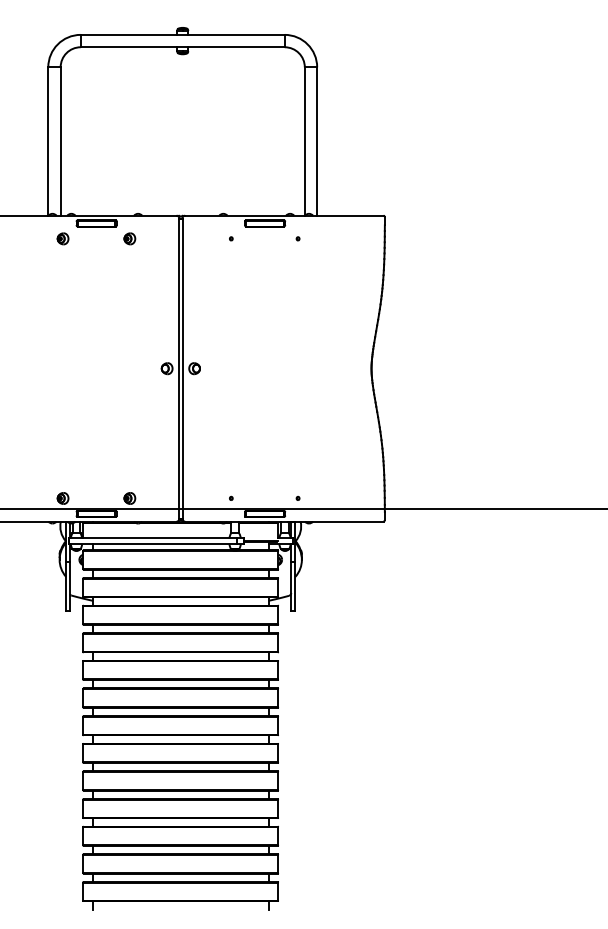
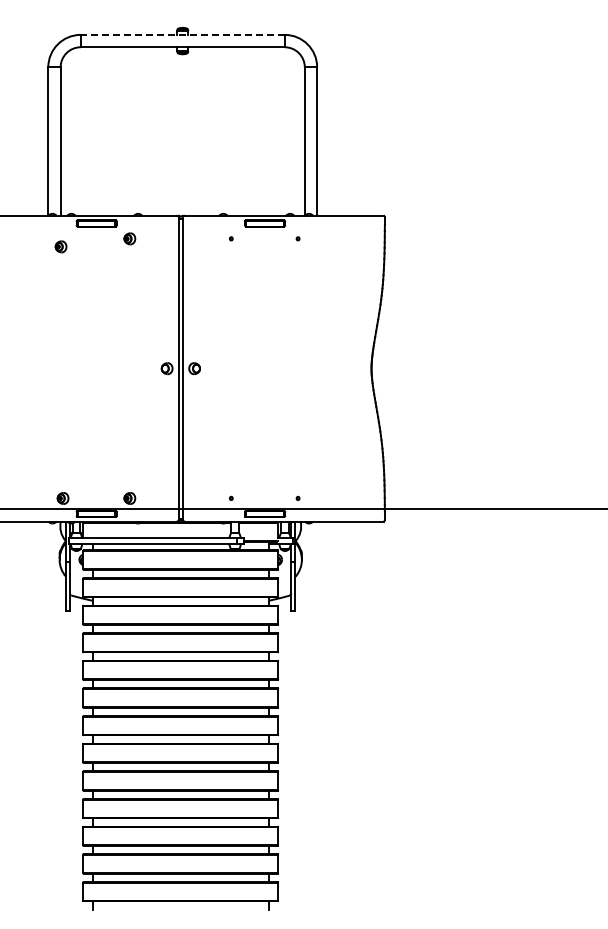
line: solid -> dashed (182, 34)
part position: (62, 238) -> (60, 246) (60, 246)
